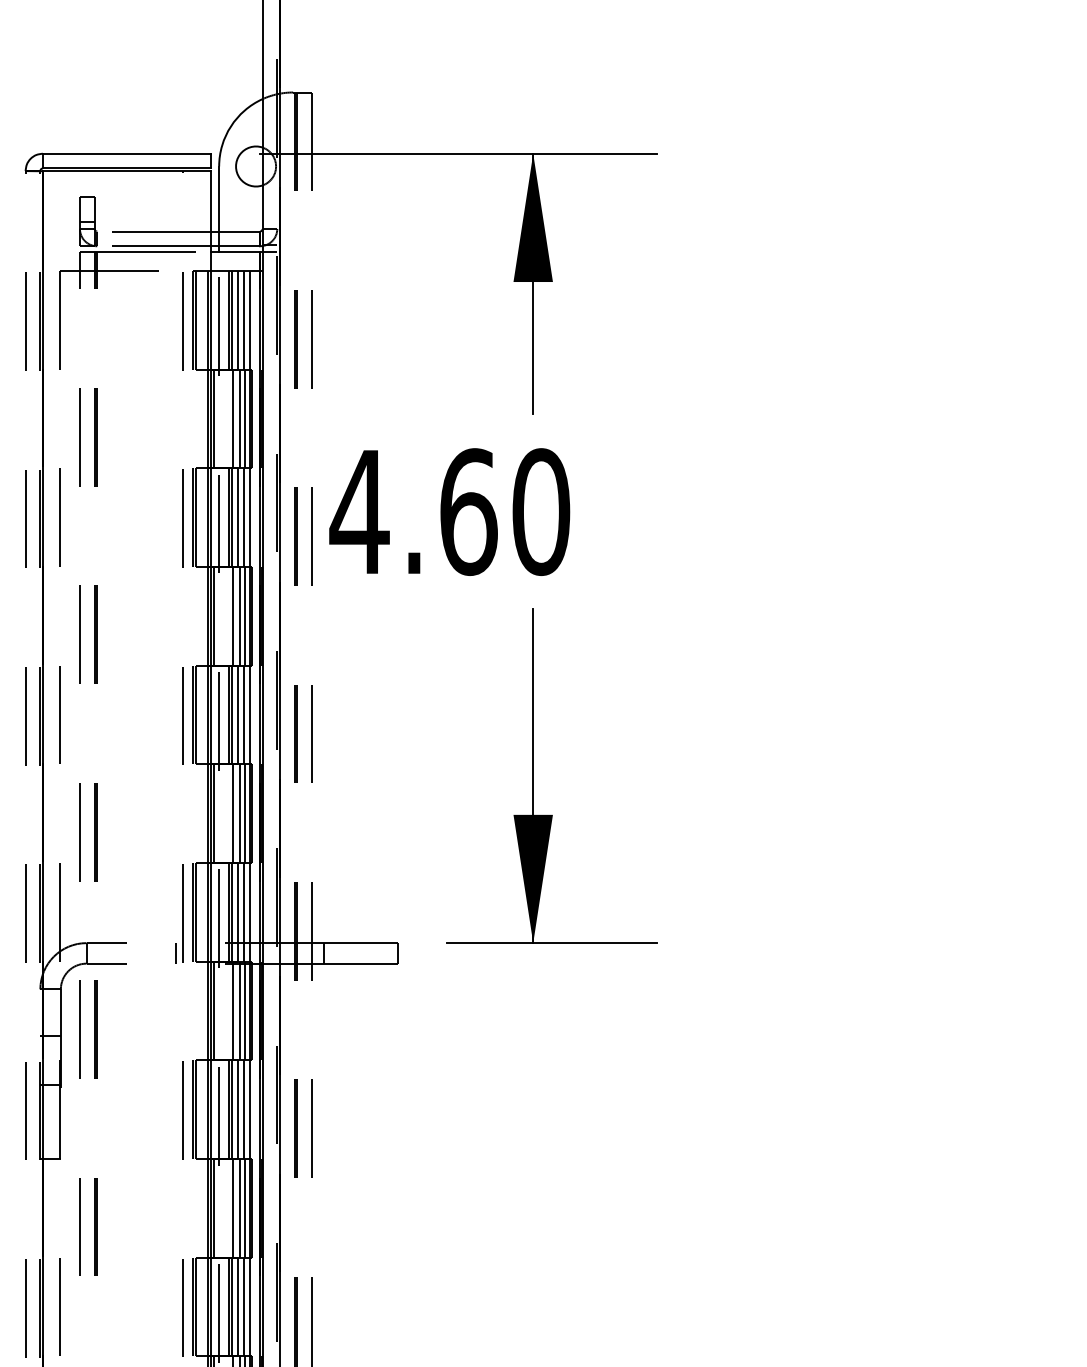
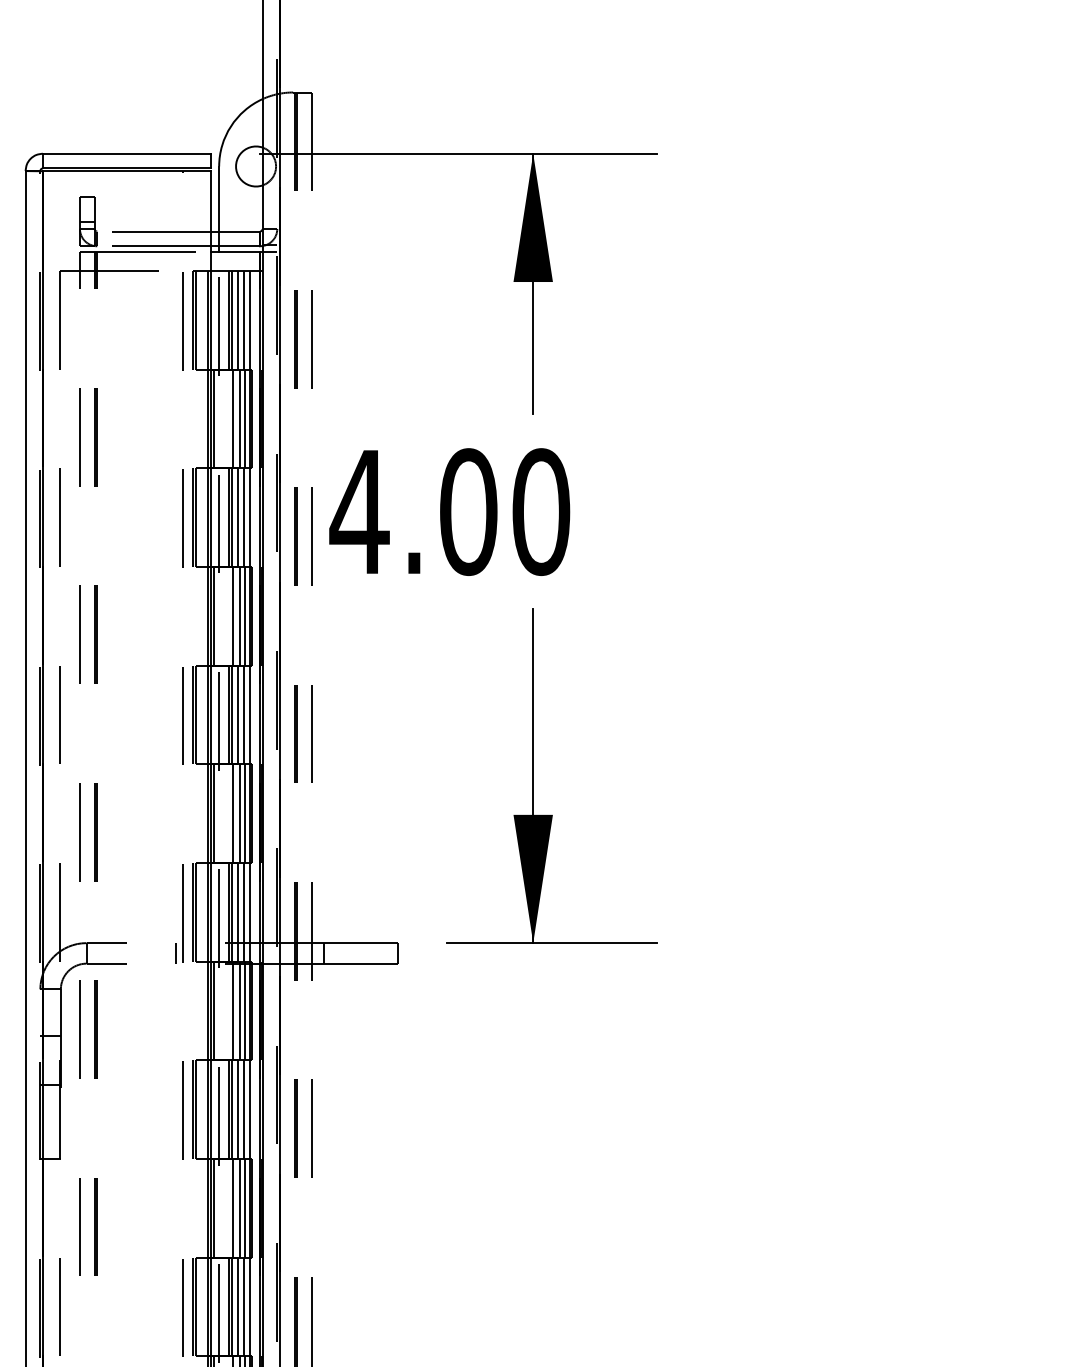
text: 4.60 -> 4.00 (468, 511)
line: dashed -> solid (25, 768)
